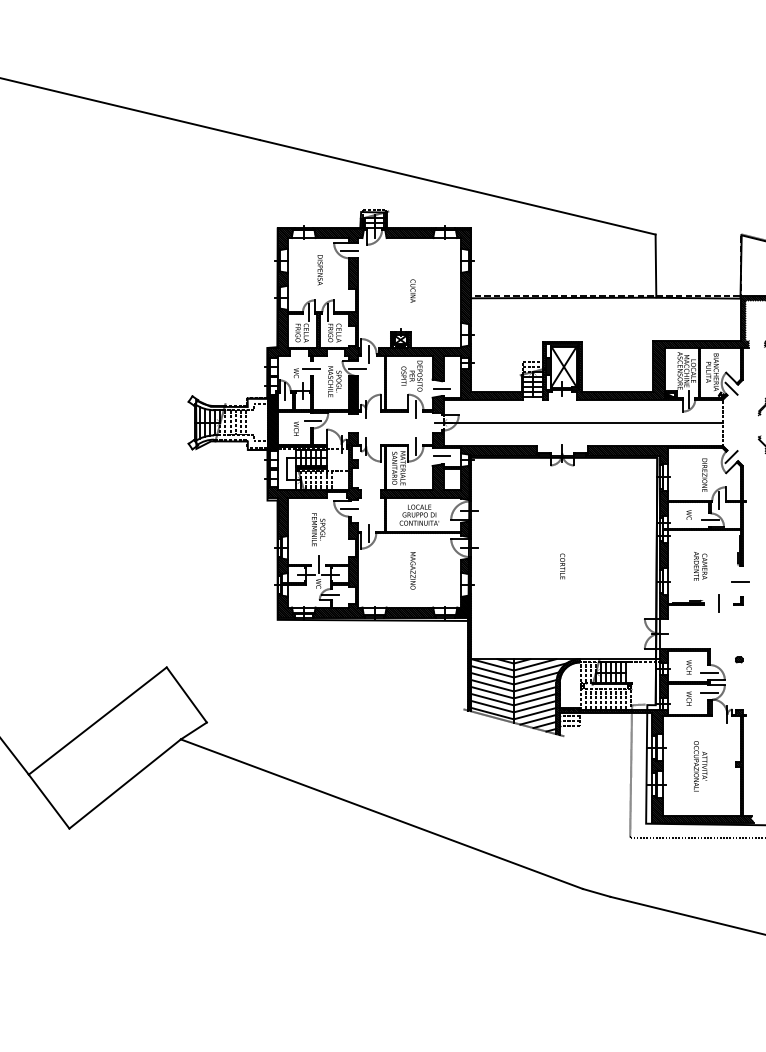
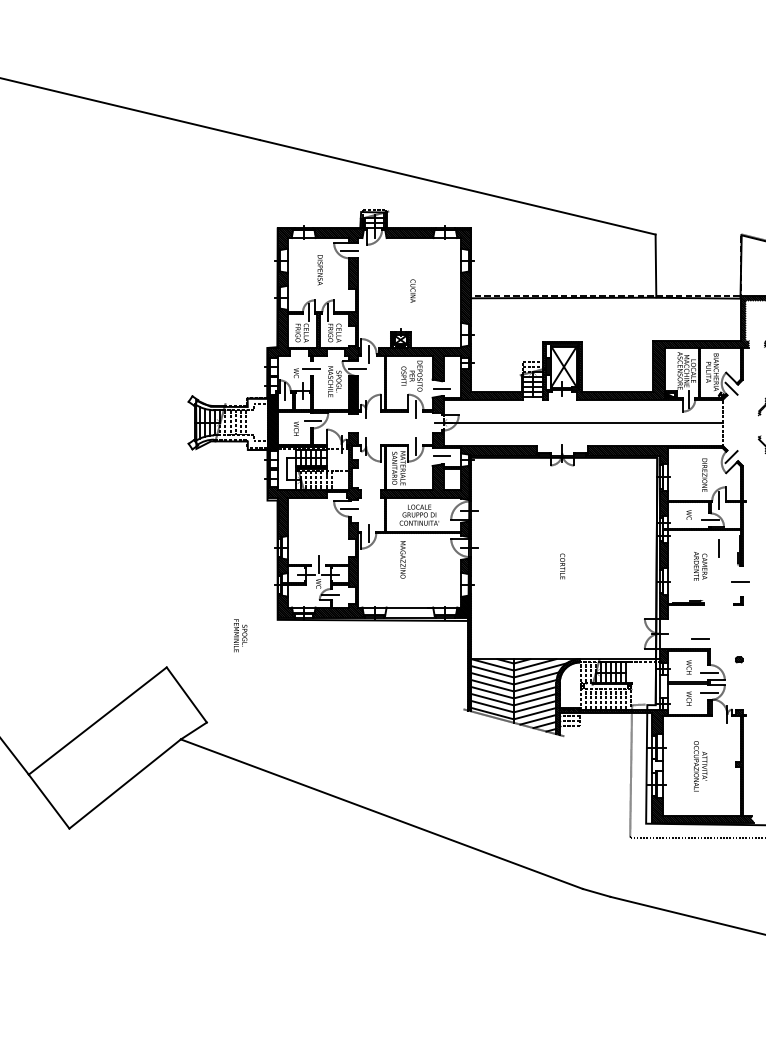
text position: (318, 529) -> (240, 635) (240, 635)
text position: (412, 570) -> (402, 559) (402, 559)
line position: (718, 603) -> (718, 548) (718, 548)
hatch: present -> none (409, 612)
line: none -> present (700, 638)
hatch: present -> none (684, 686)
hatch: present -> none (657, 765)
